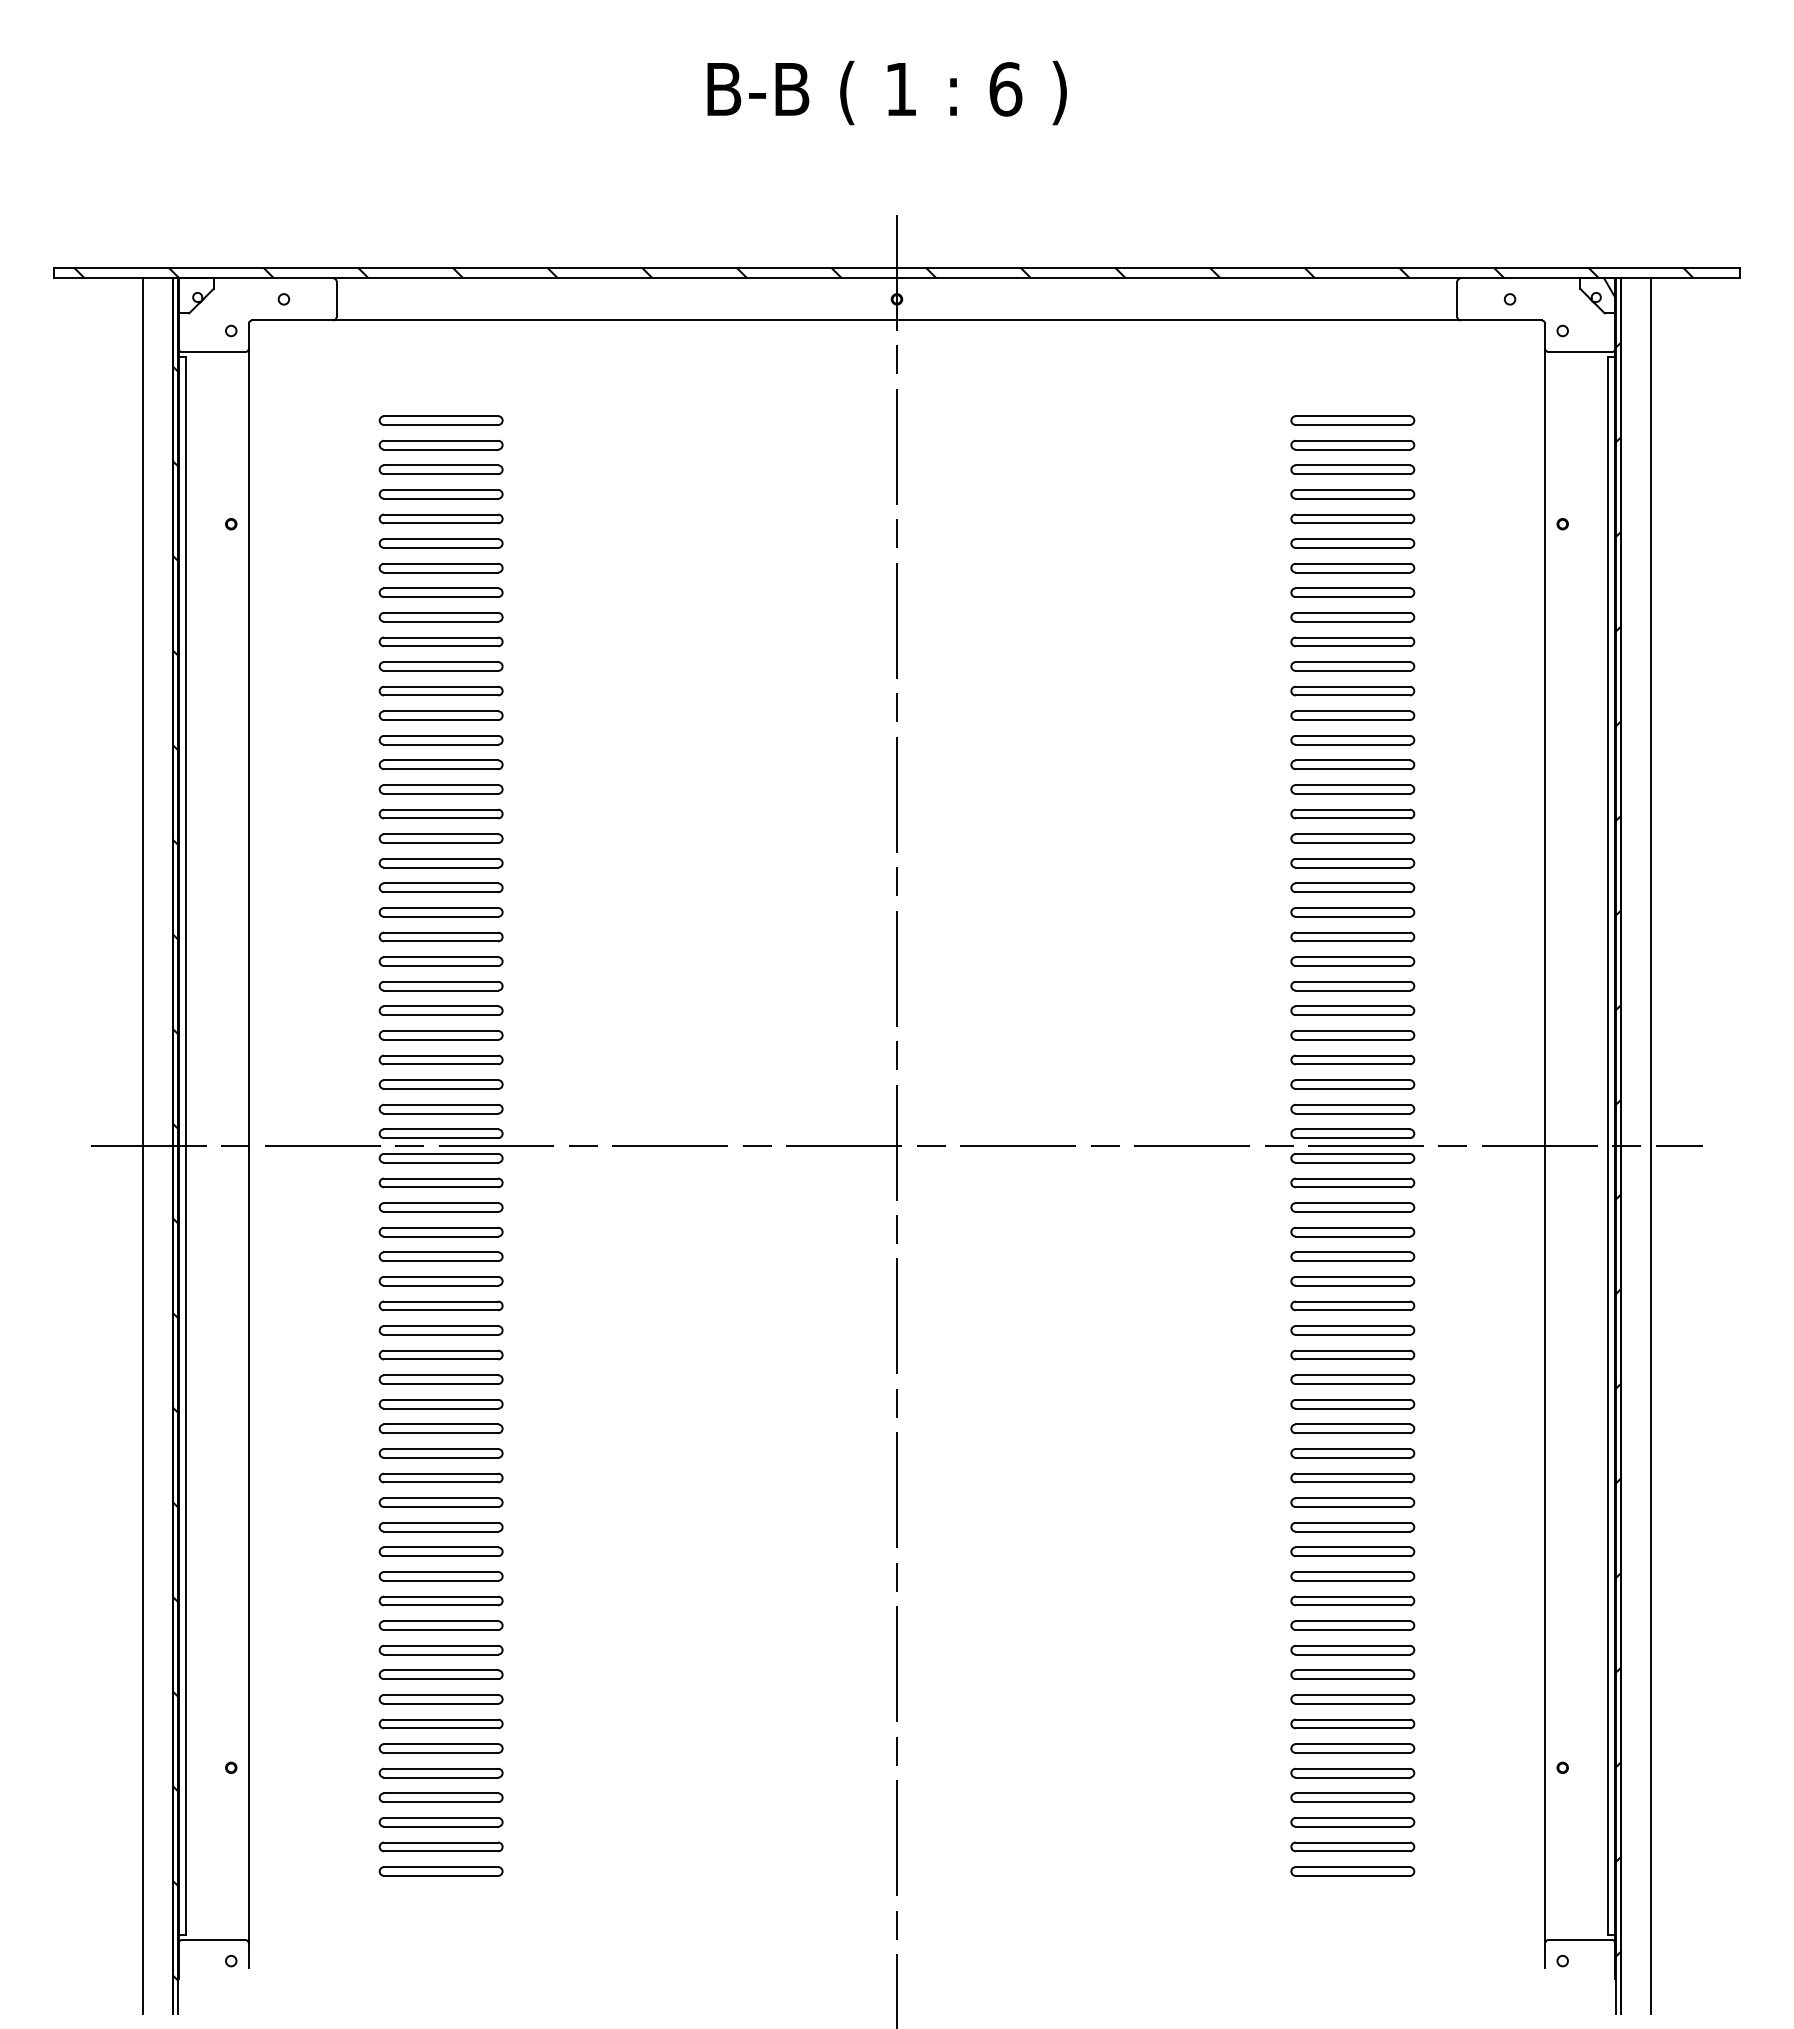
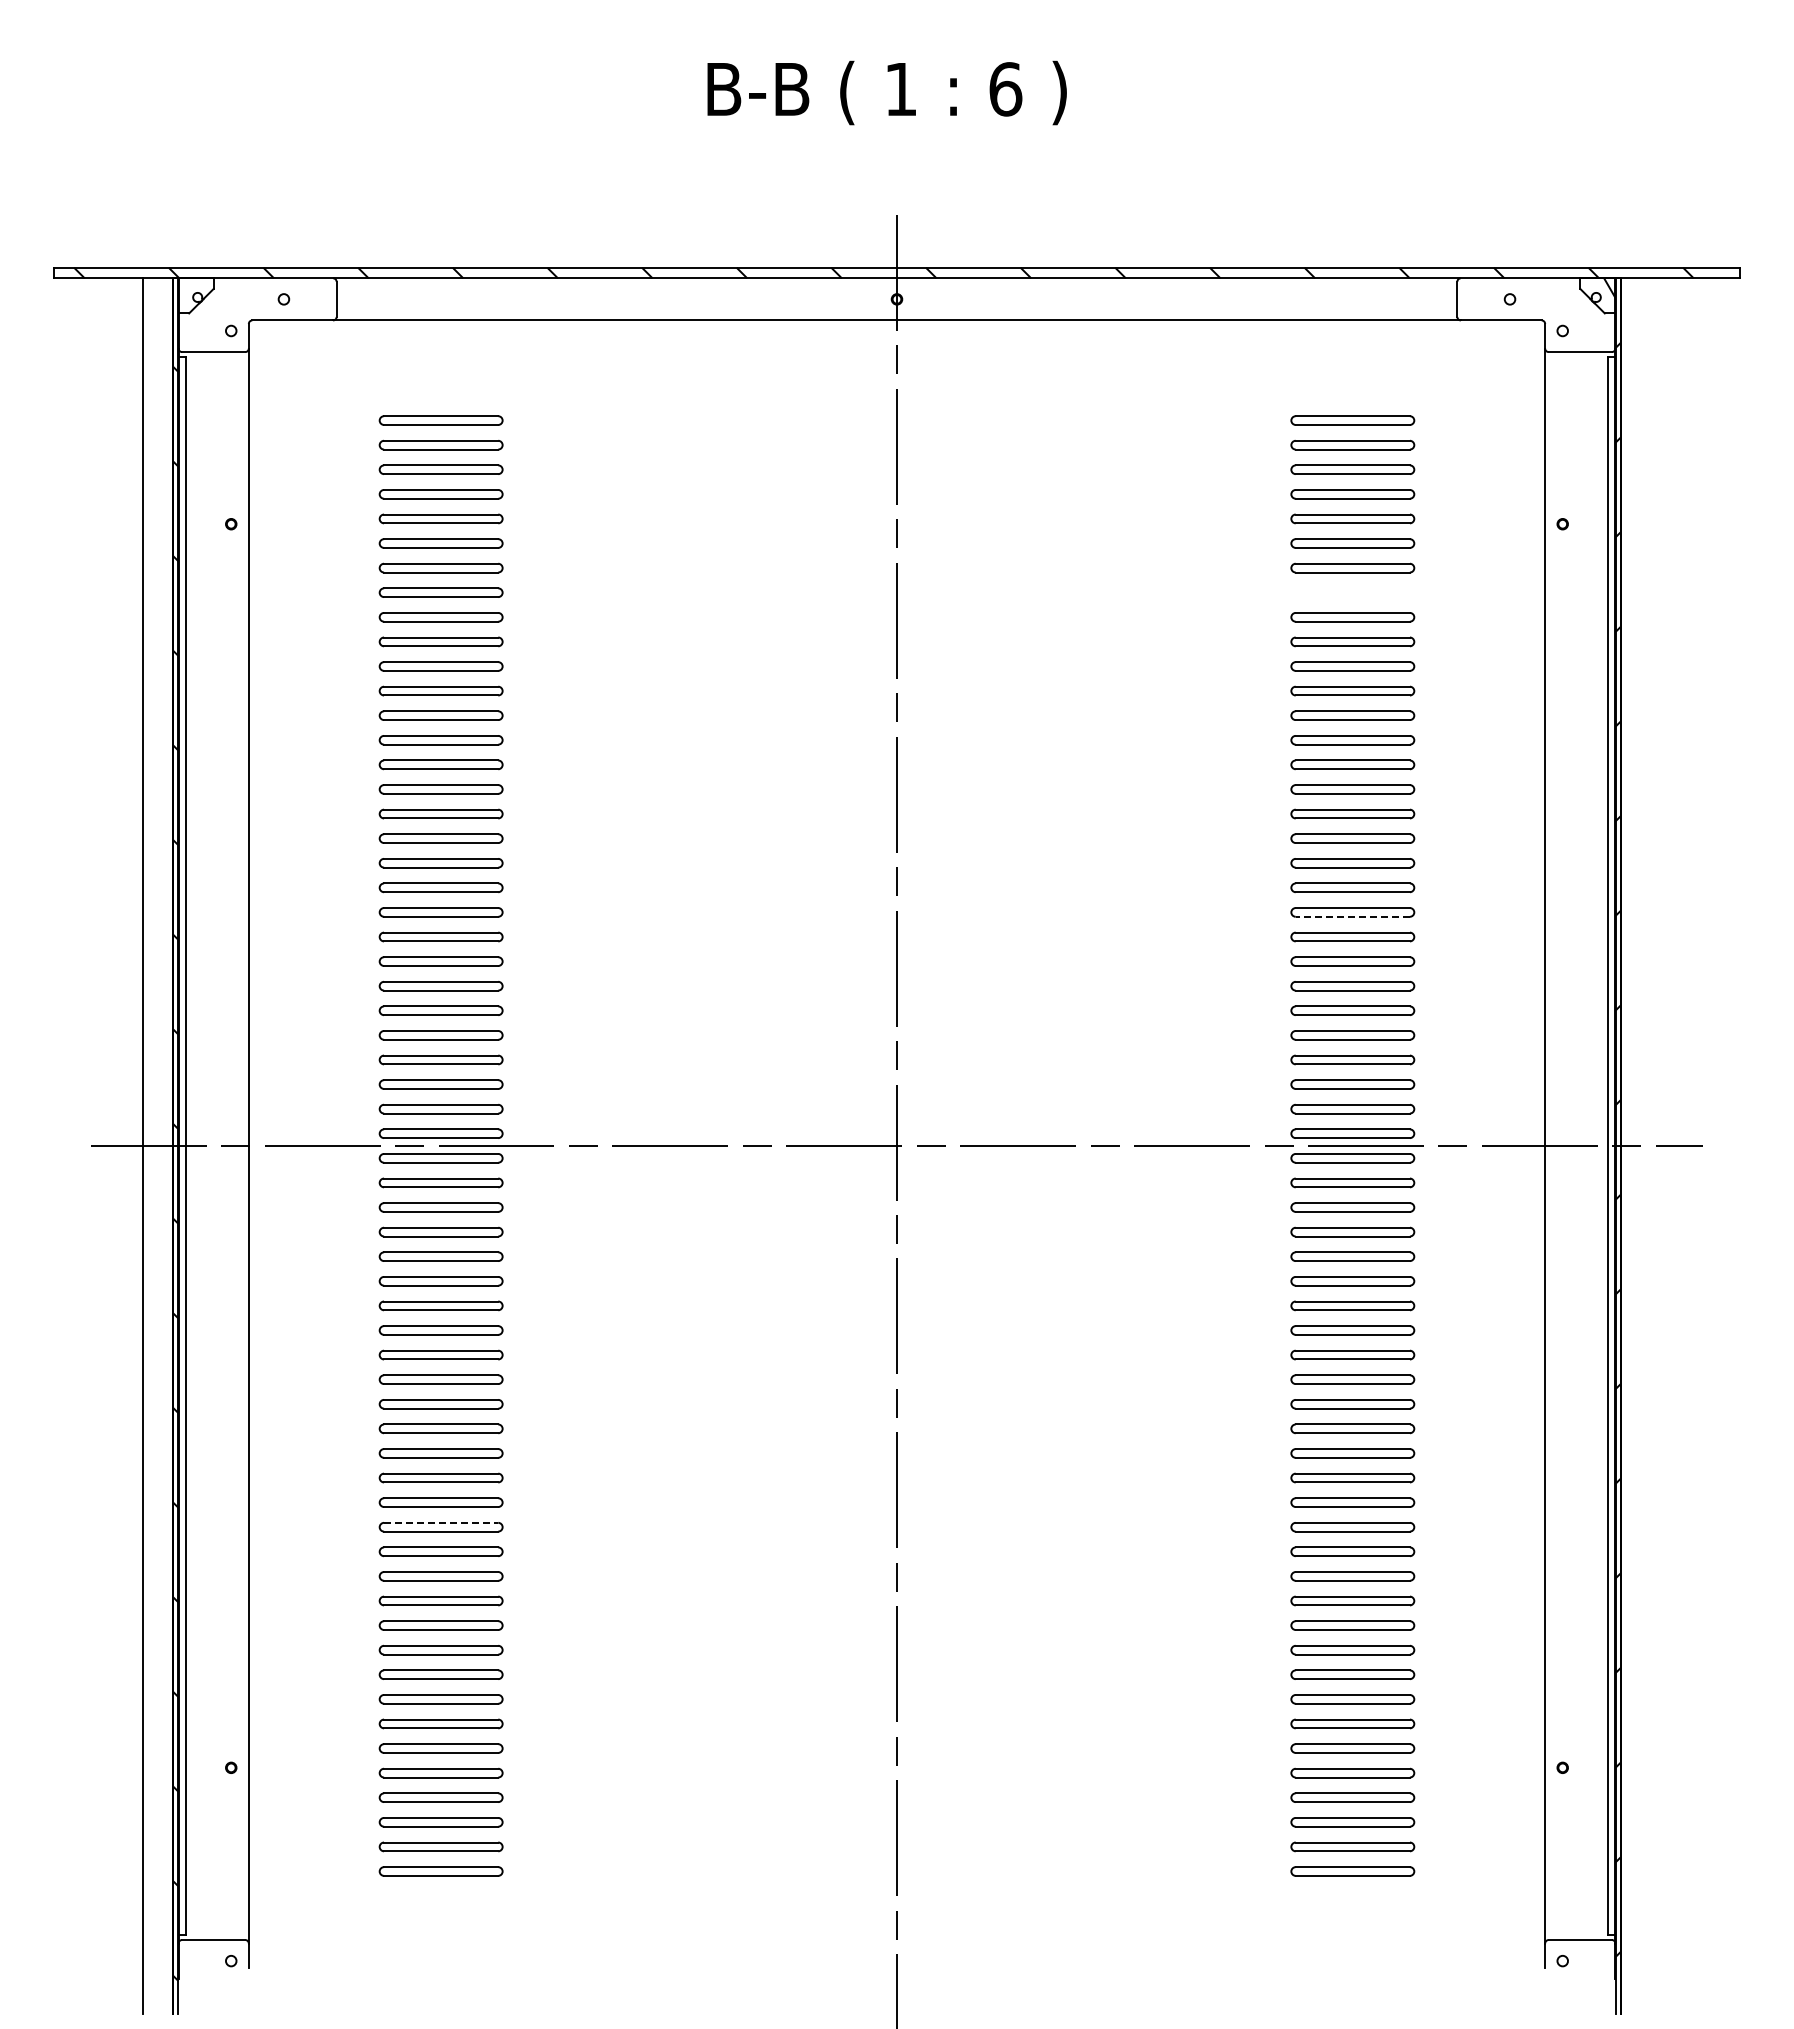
part: present -> none (1352, 592)
line: solid -> dashed (1352, 916)
line: present -> none (1650, 1145)
line: solid -> dashed (441, 1522)
